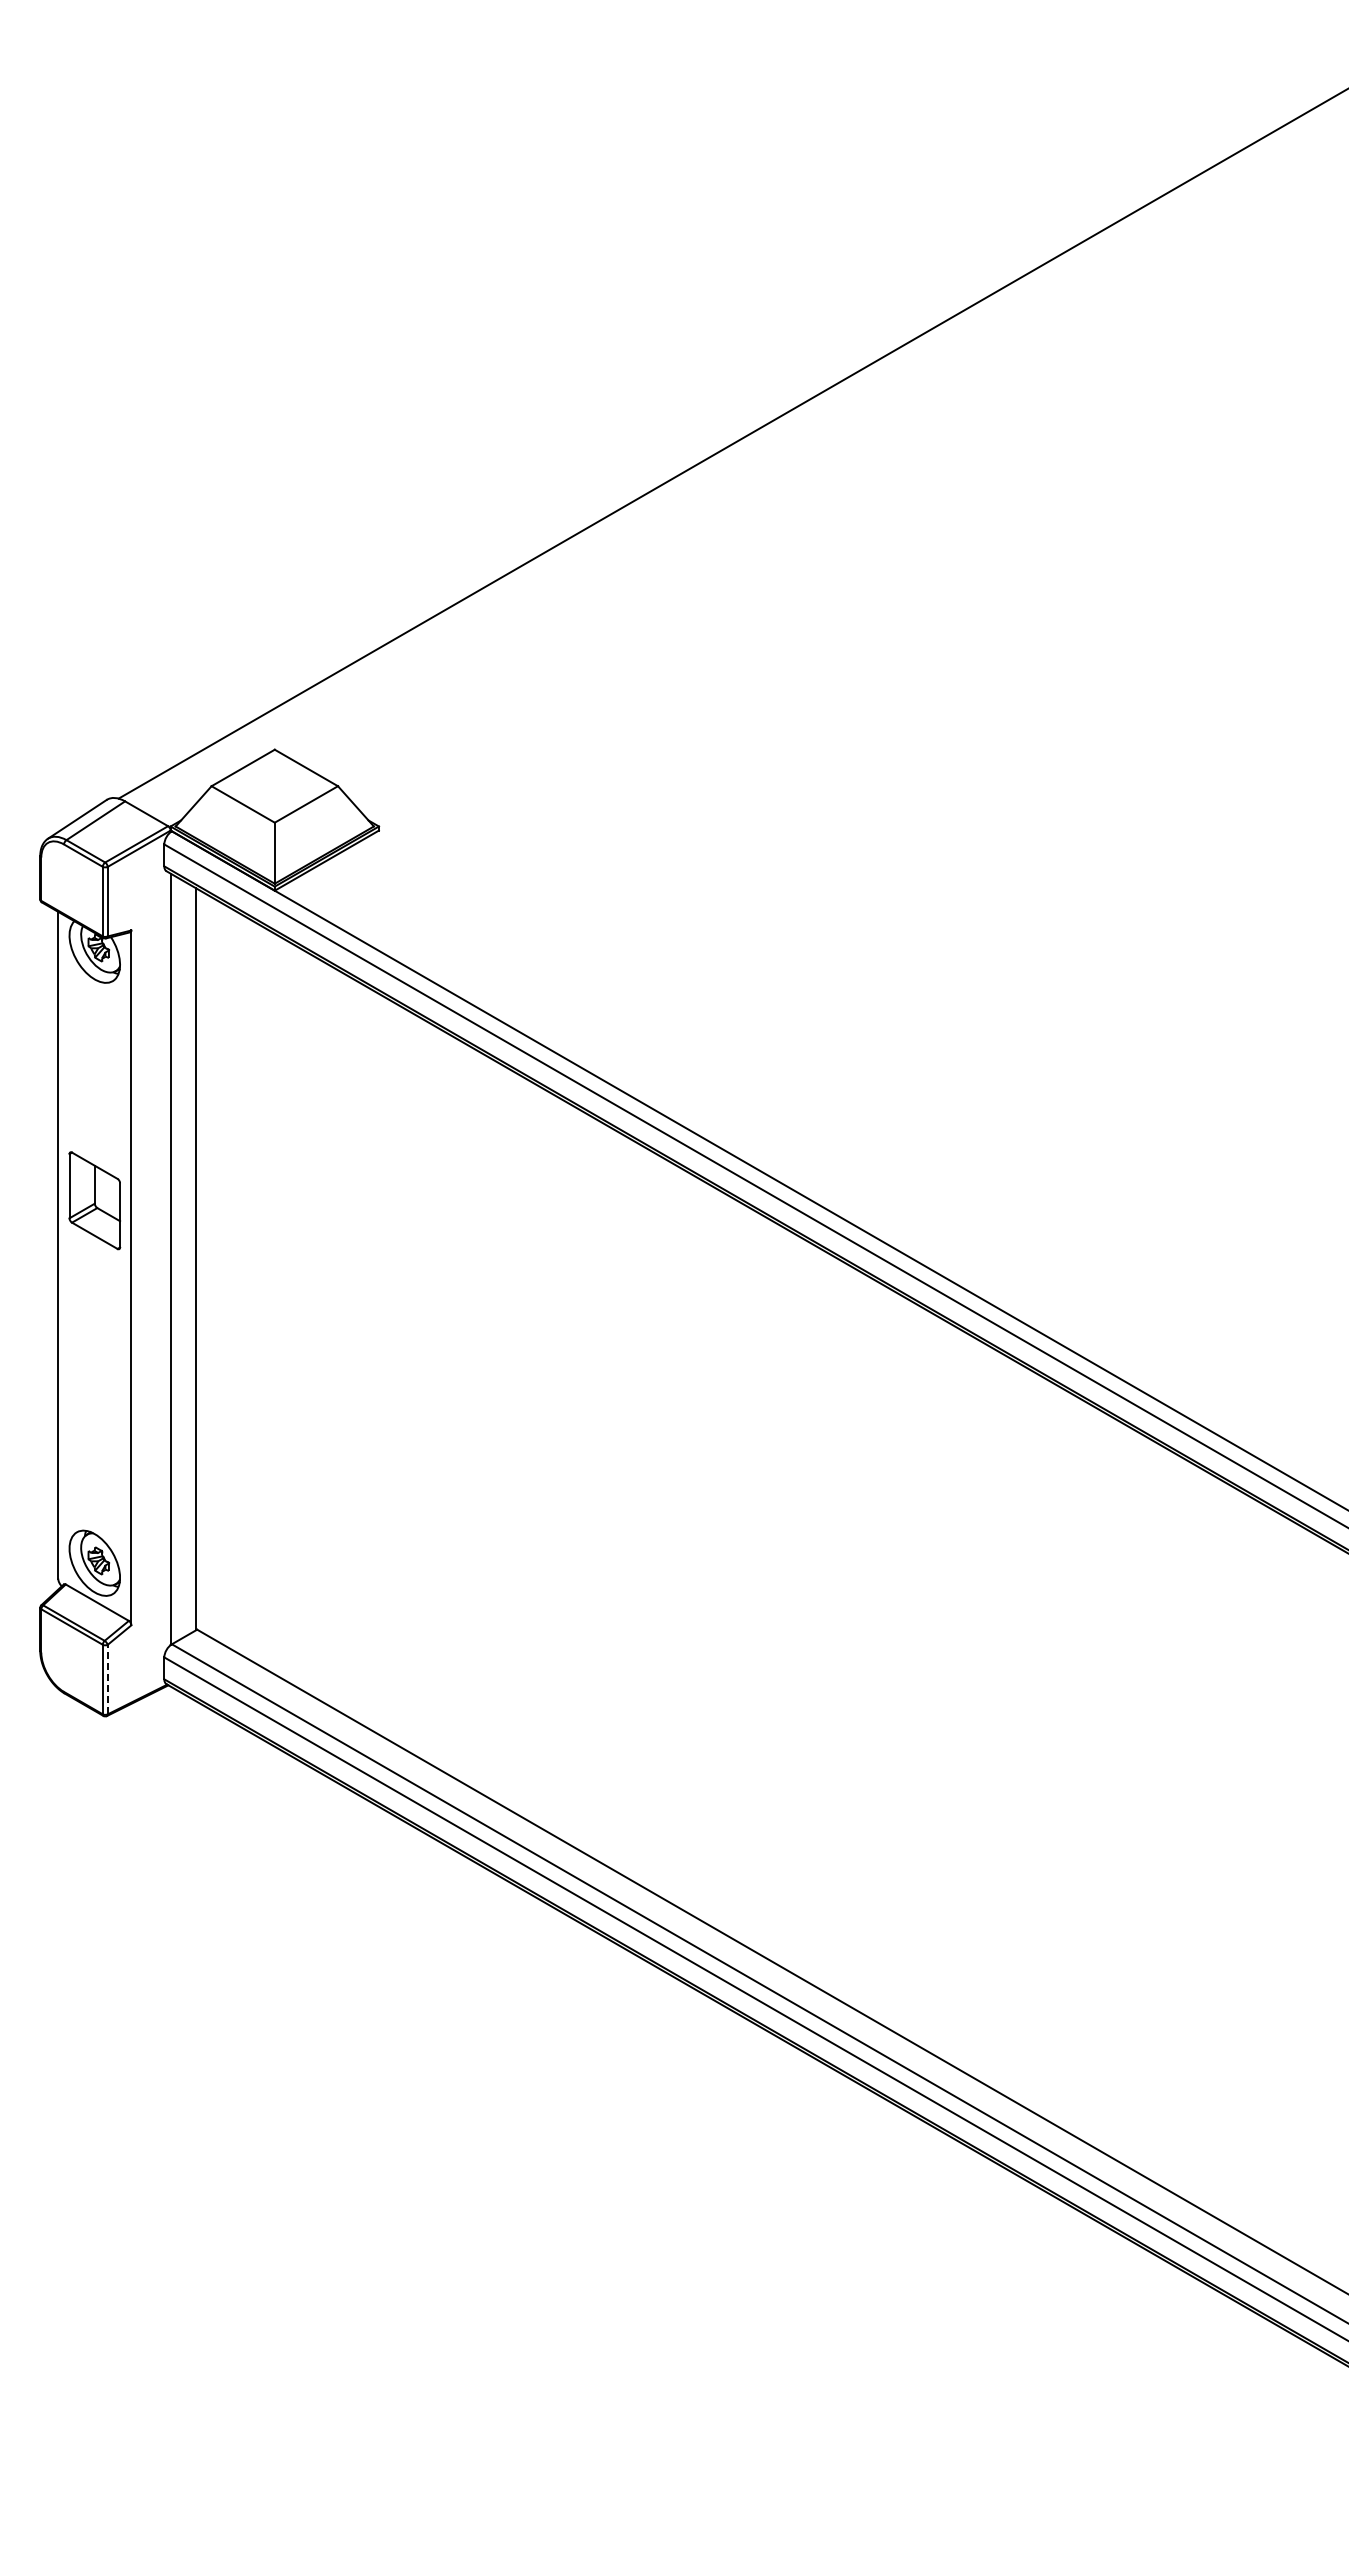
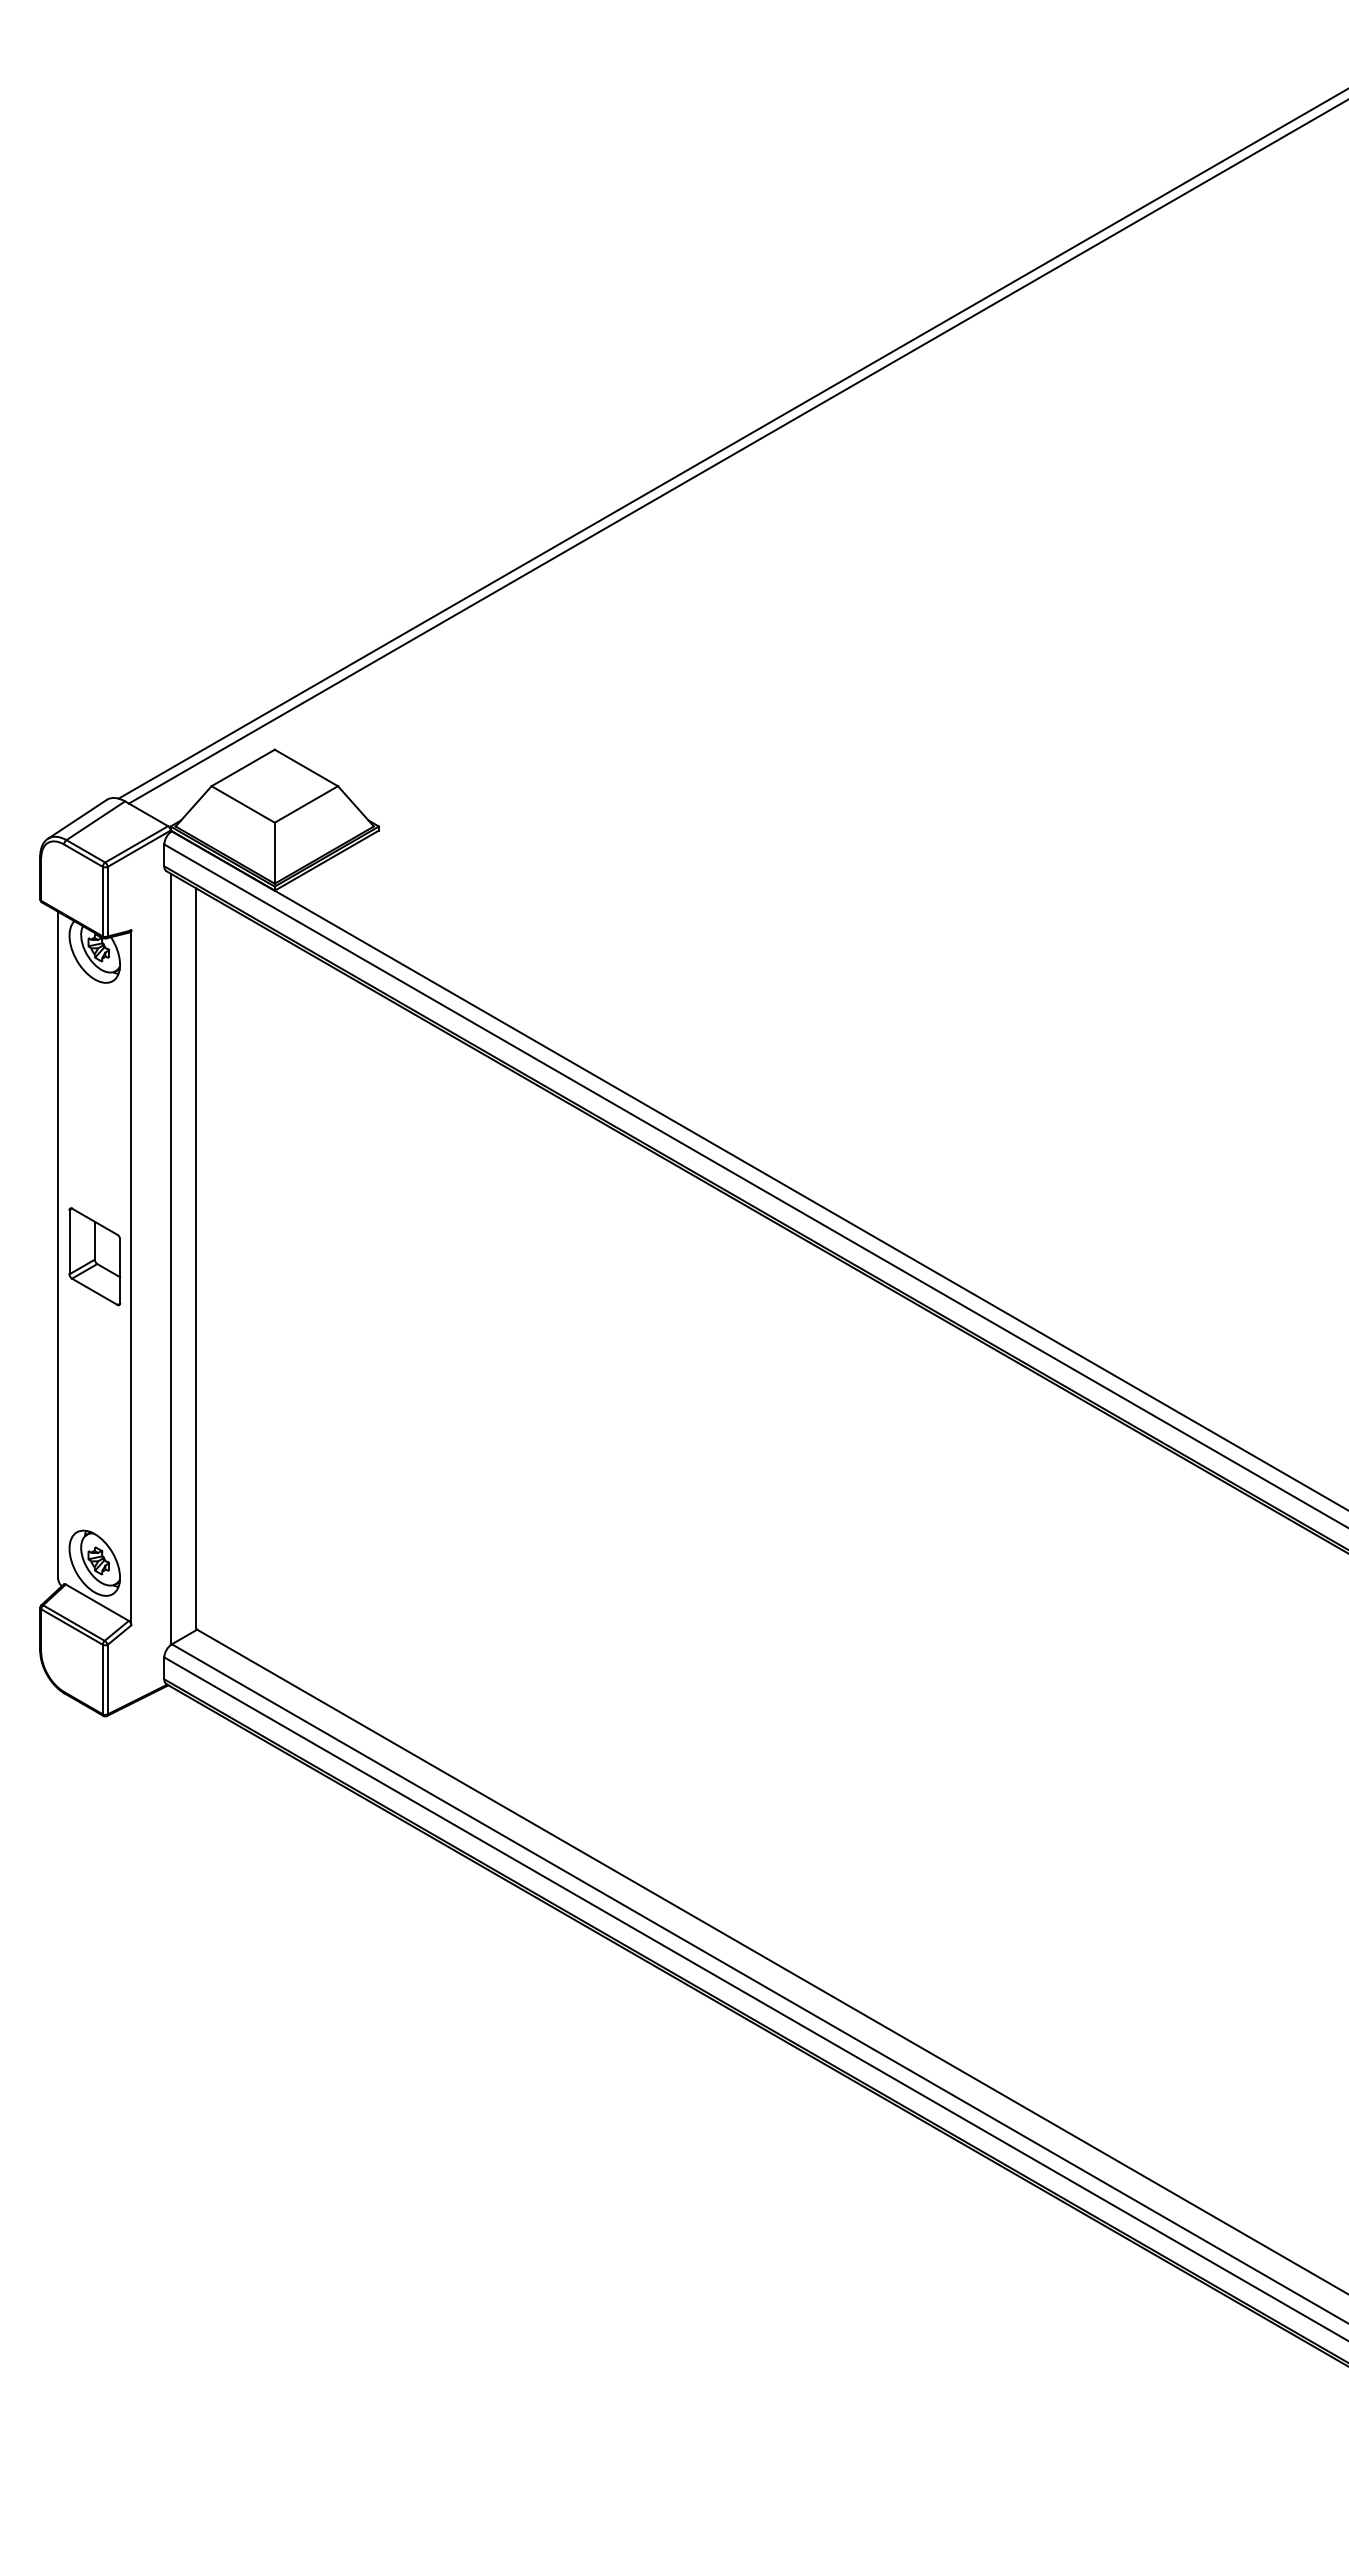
line: none -> present (736, 451)
part position: (94, 1200) -> (94, 1256) (94, 1256)
line: dashed -> solid (107, 1679)
